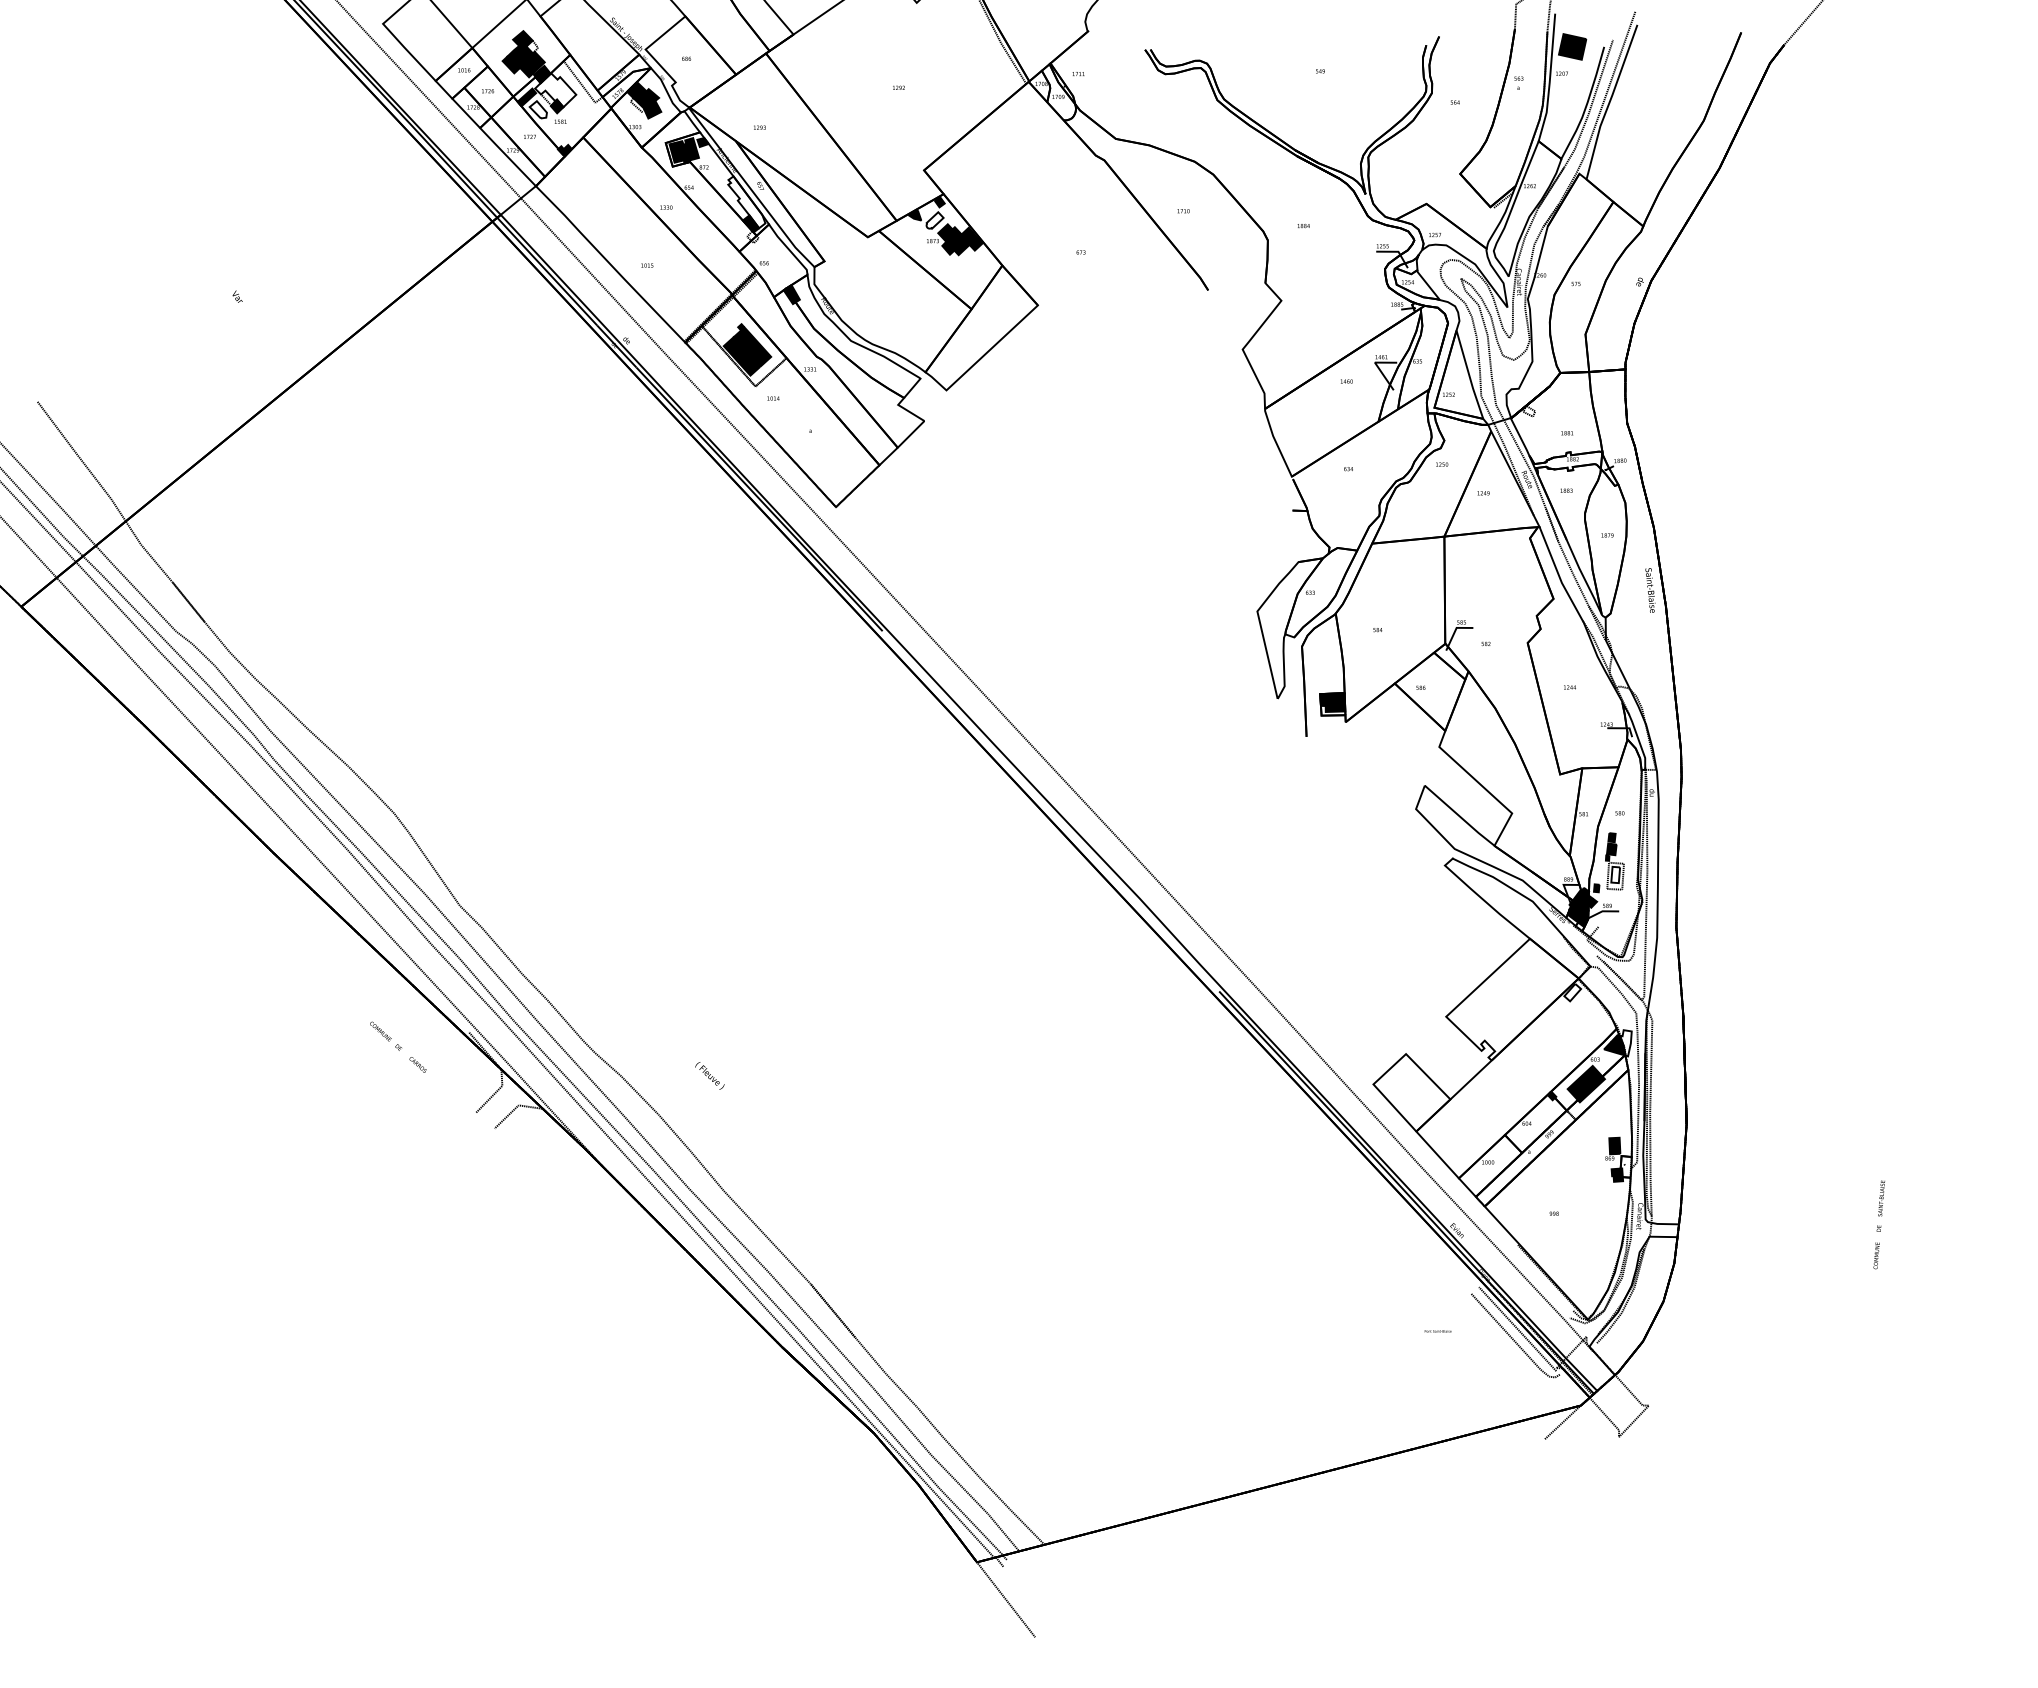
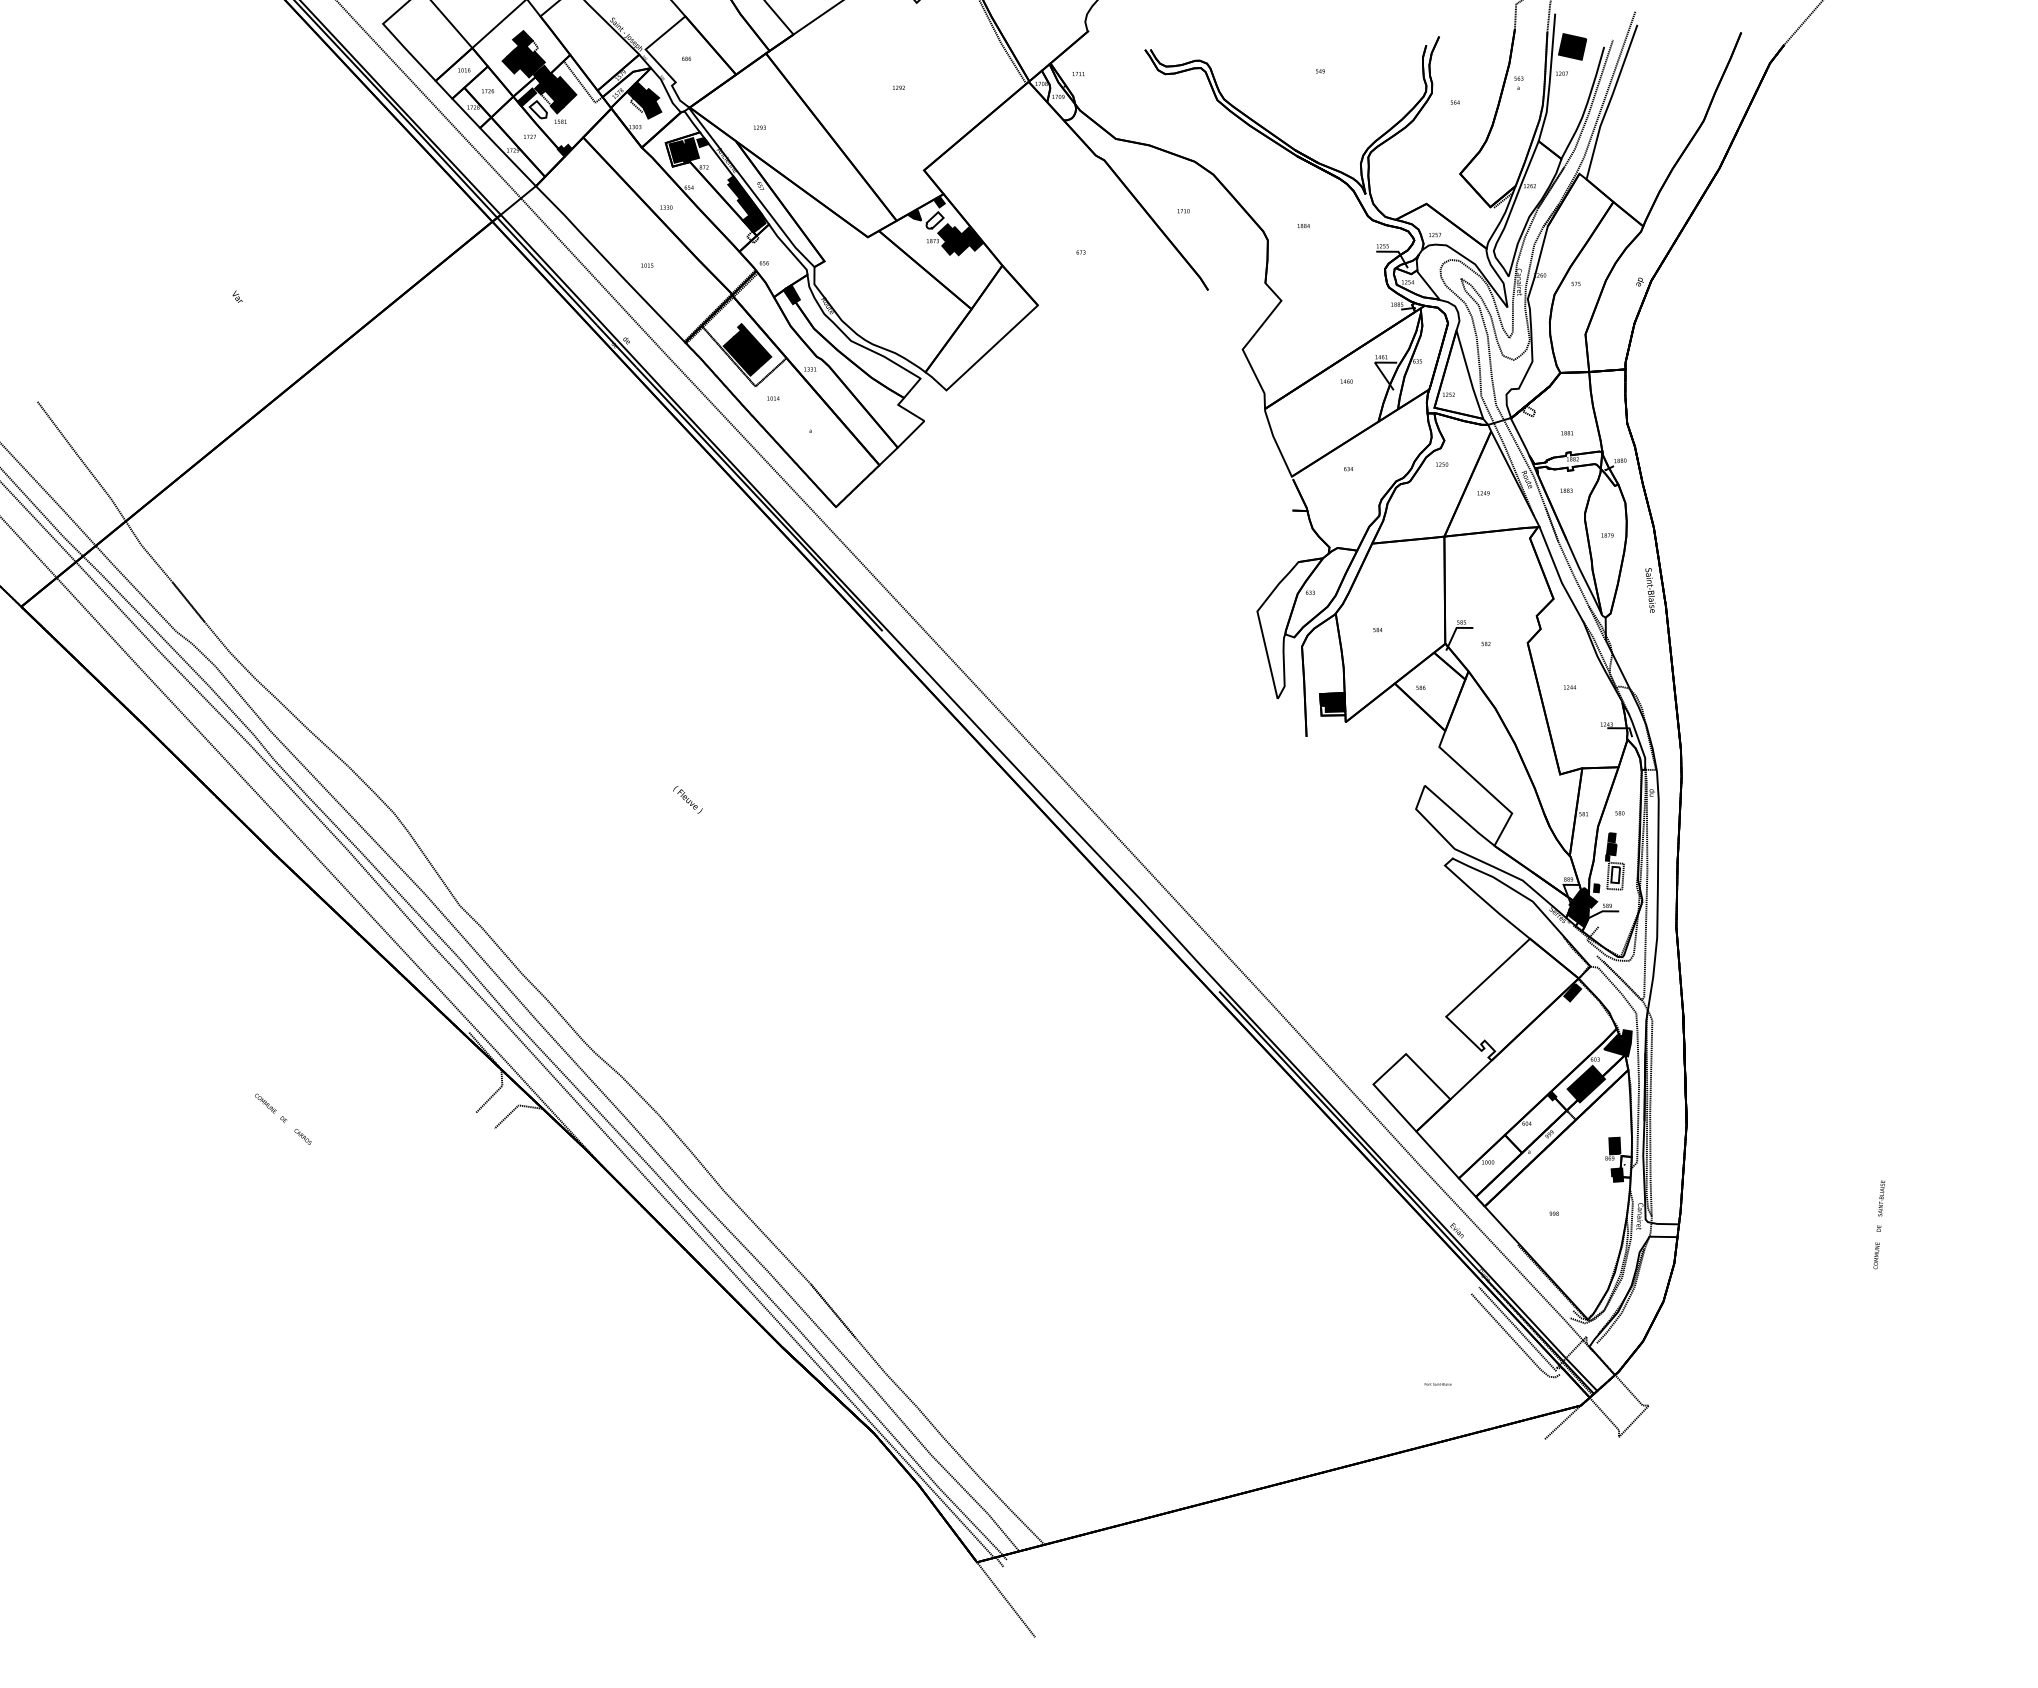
fill: none -> present (555, 90)
fill: none -> present (746, 202)
fill: none -> present (1572, 992)
fill: none -> present (1625, 1043)
text position: (398, 1046) -> (283, 1118) (283, 1118)
text position: (709, 1075) -> (687, 799) (687, 799)
text position: (1437, 1331) -> (1437, 1384) (1437, 1384)
